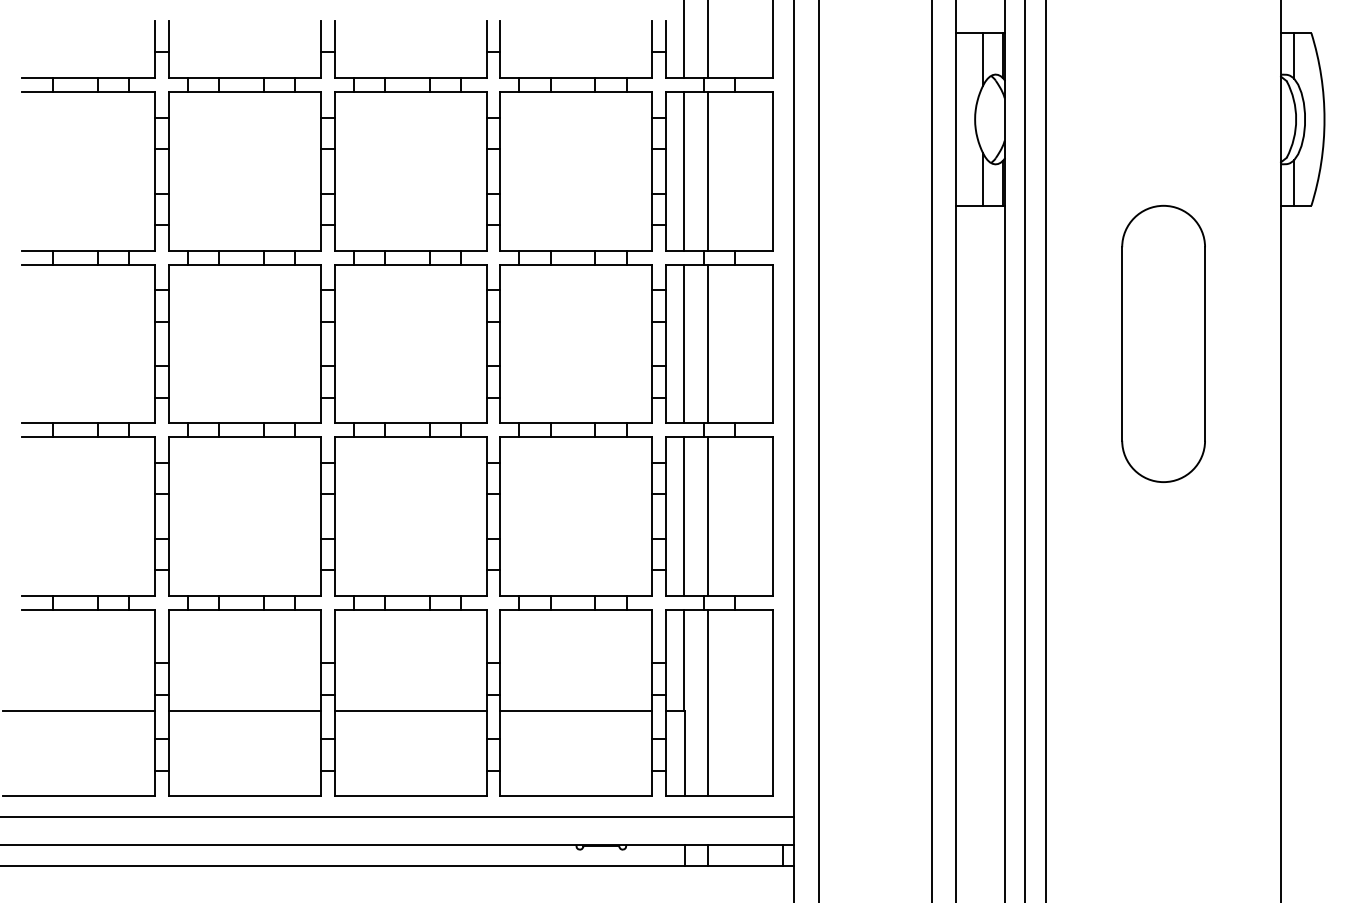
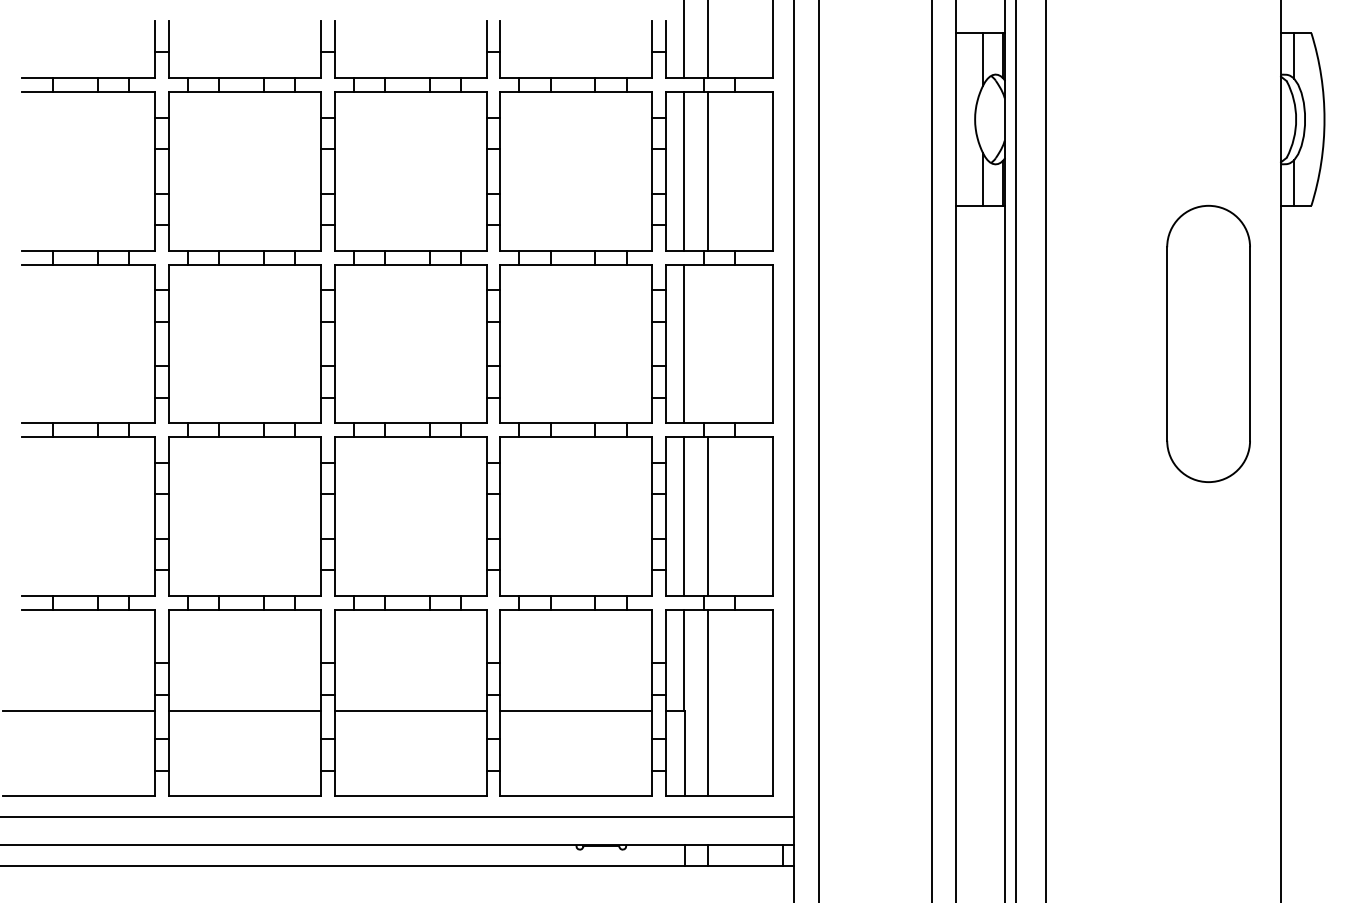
line: present -> none (708, 343)
part position: (1163, 343) -> (1208, 343) (1208, 343)
line position: (1025, 450) -> (1016, 450) (1016, 450)
